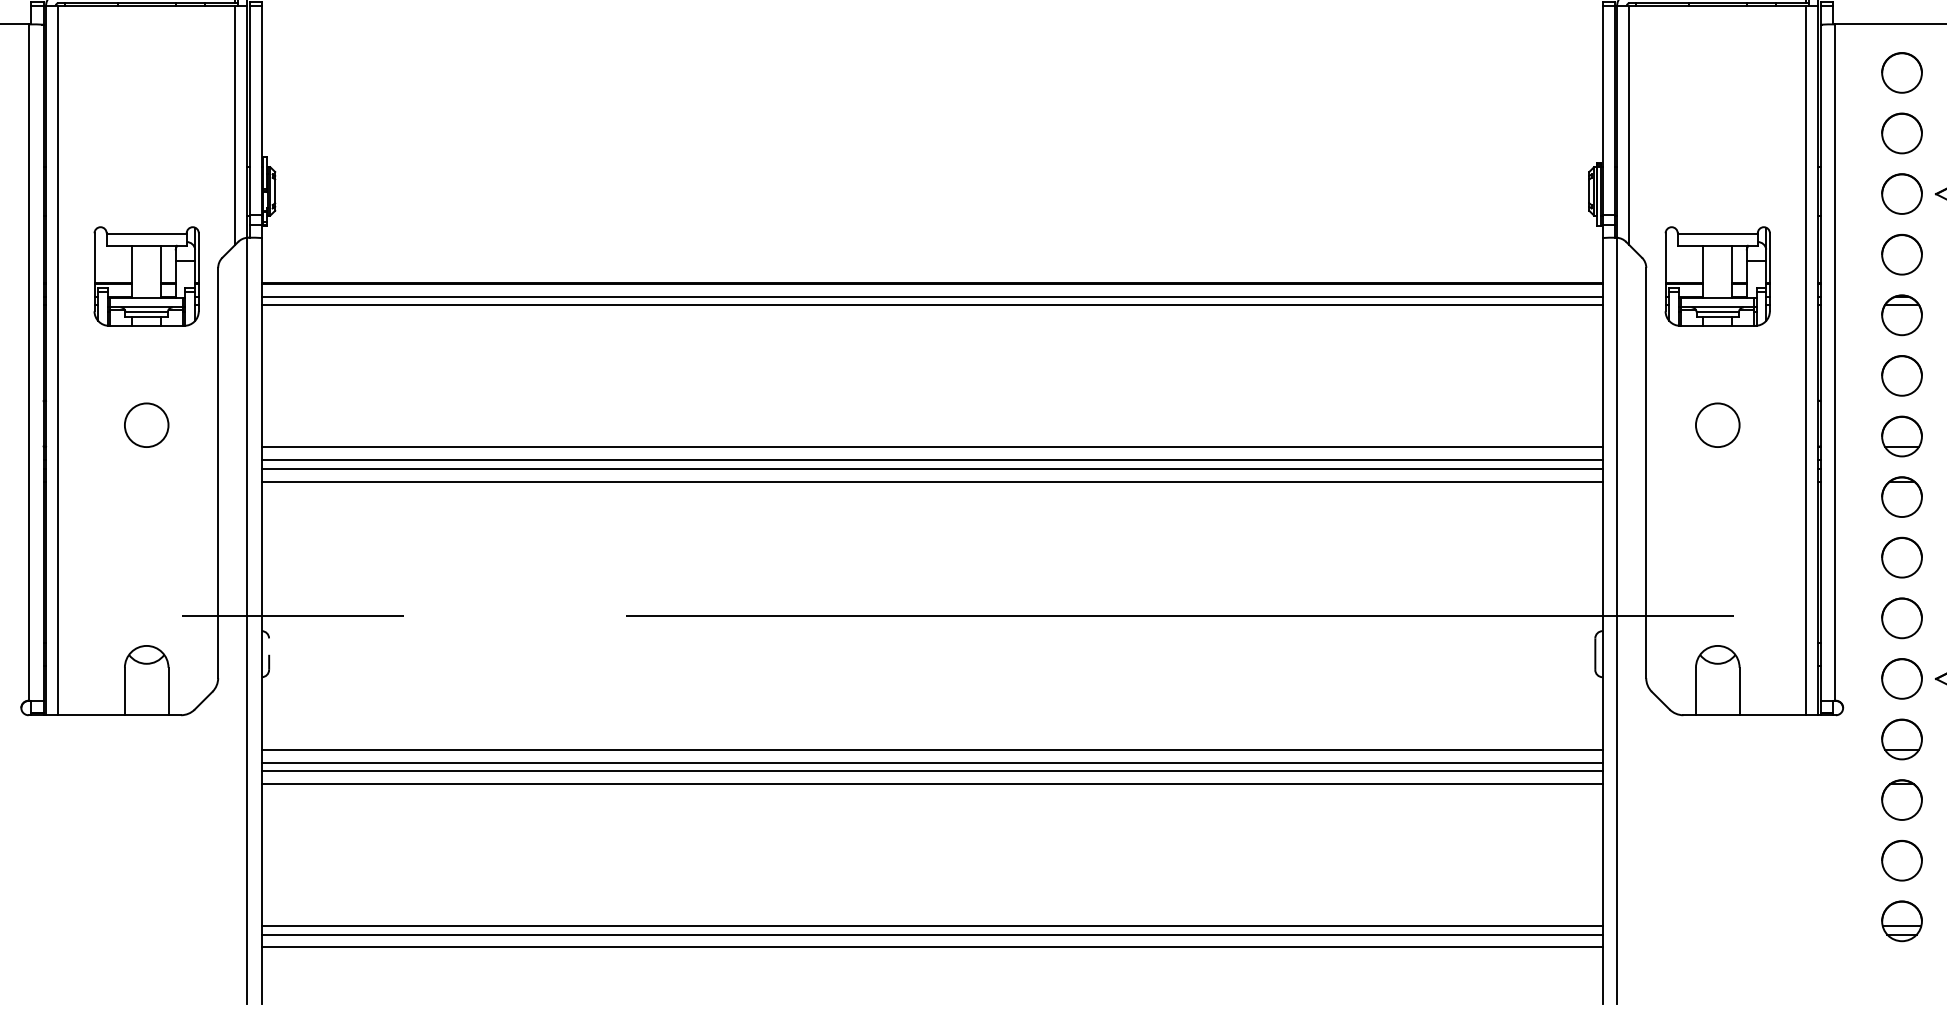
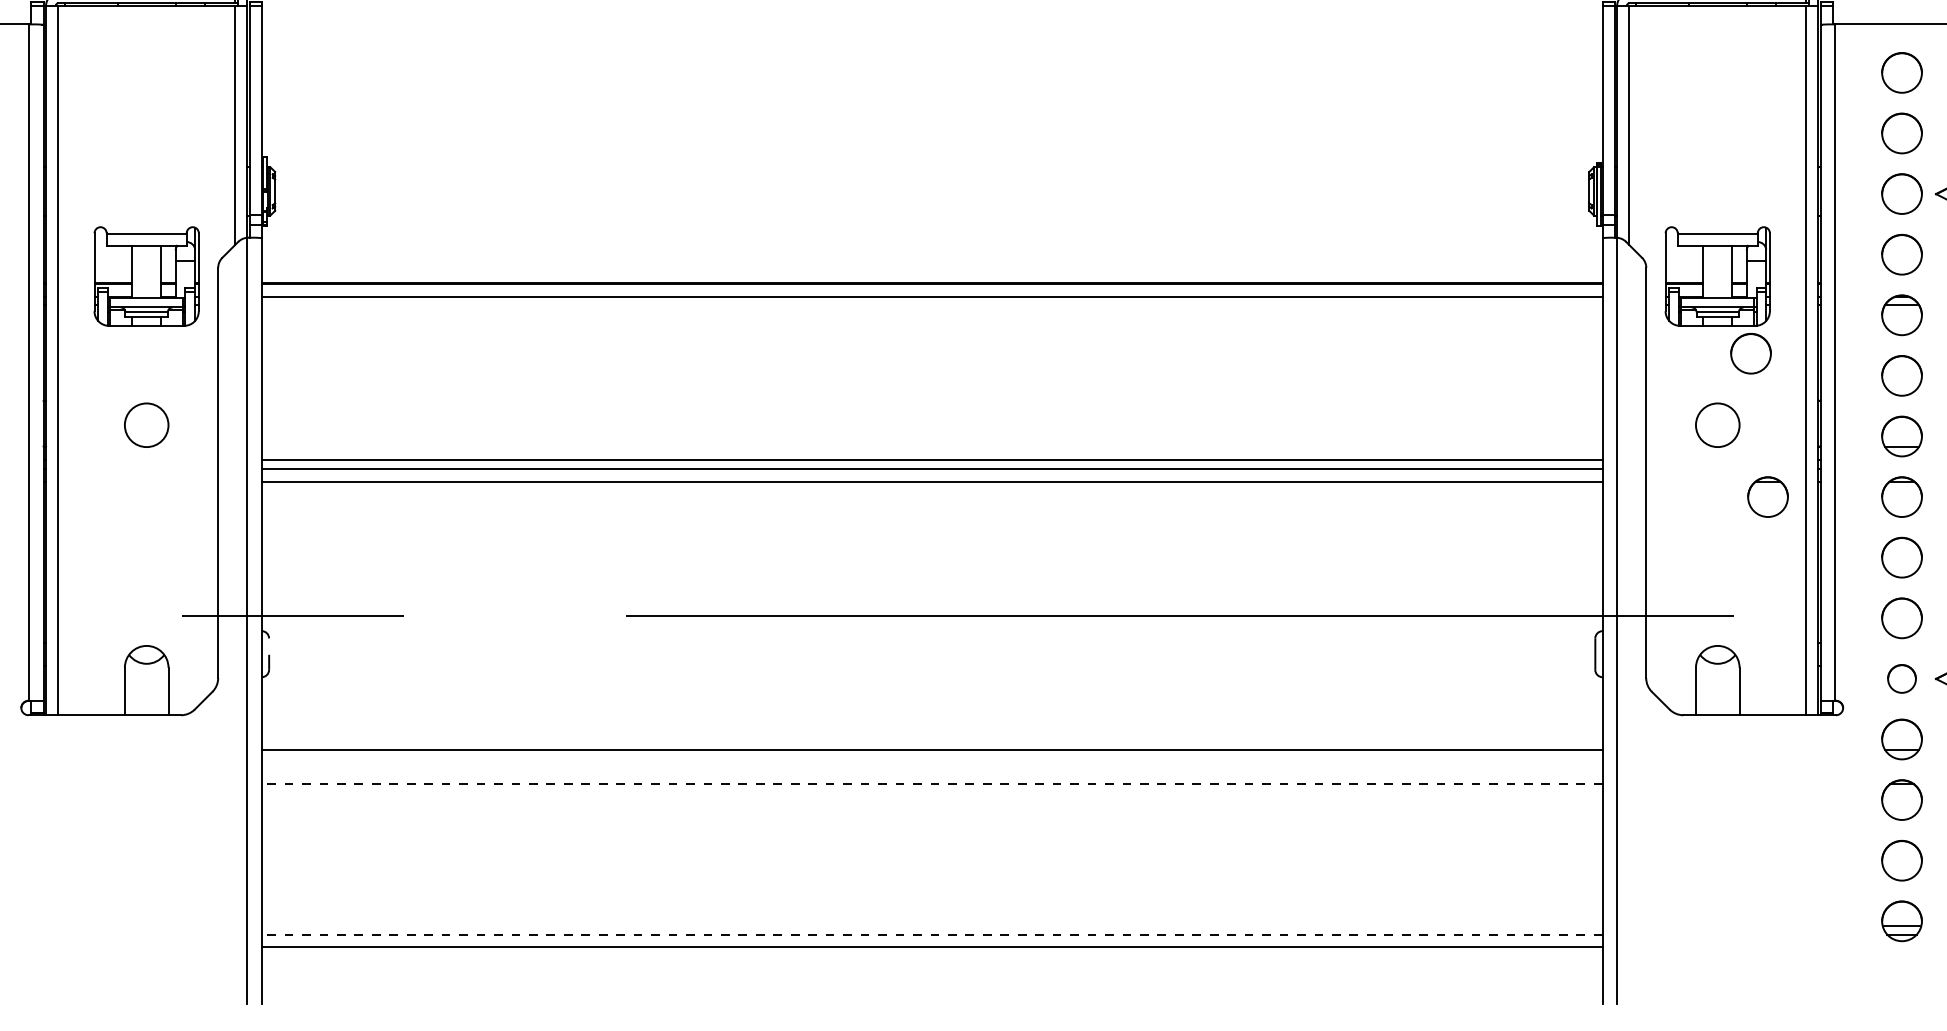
line: present -> none (931, 305)
circle: none -> present (1750, 353)
line: present -> none (931, 447)
part: none -> present (1767, 496)
circle size: 42x42 px -> 30x30 px (1901, 678)
line: present -> none (931, 762)
line: present -> none (931, 771)
line: solid -> dashed (931, 784)
line: present -> none (931, 926)
line: solid -> dashed (931, 934)
